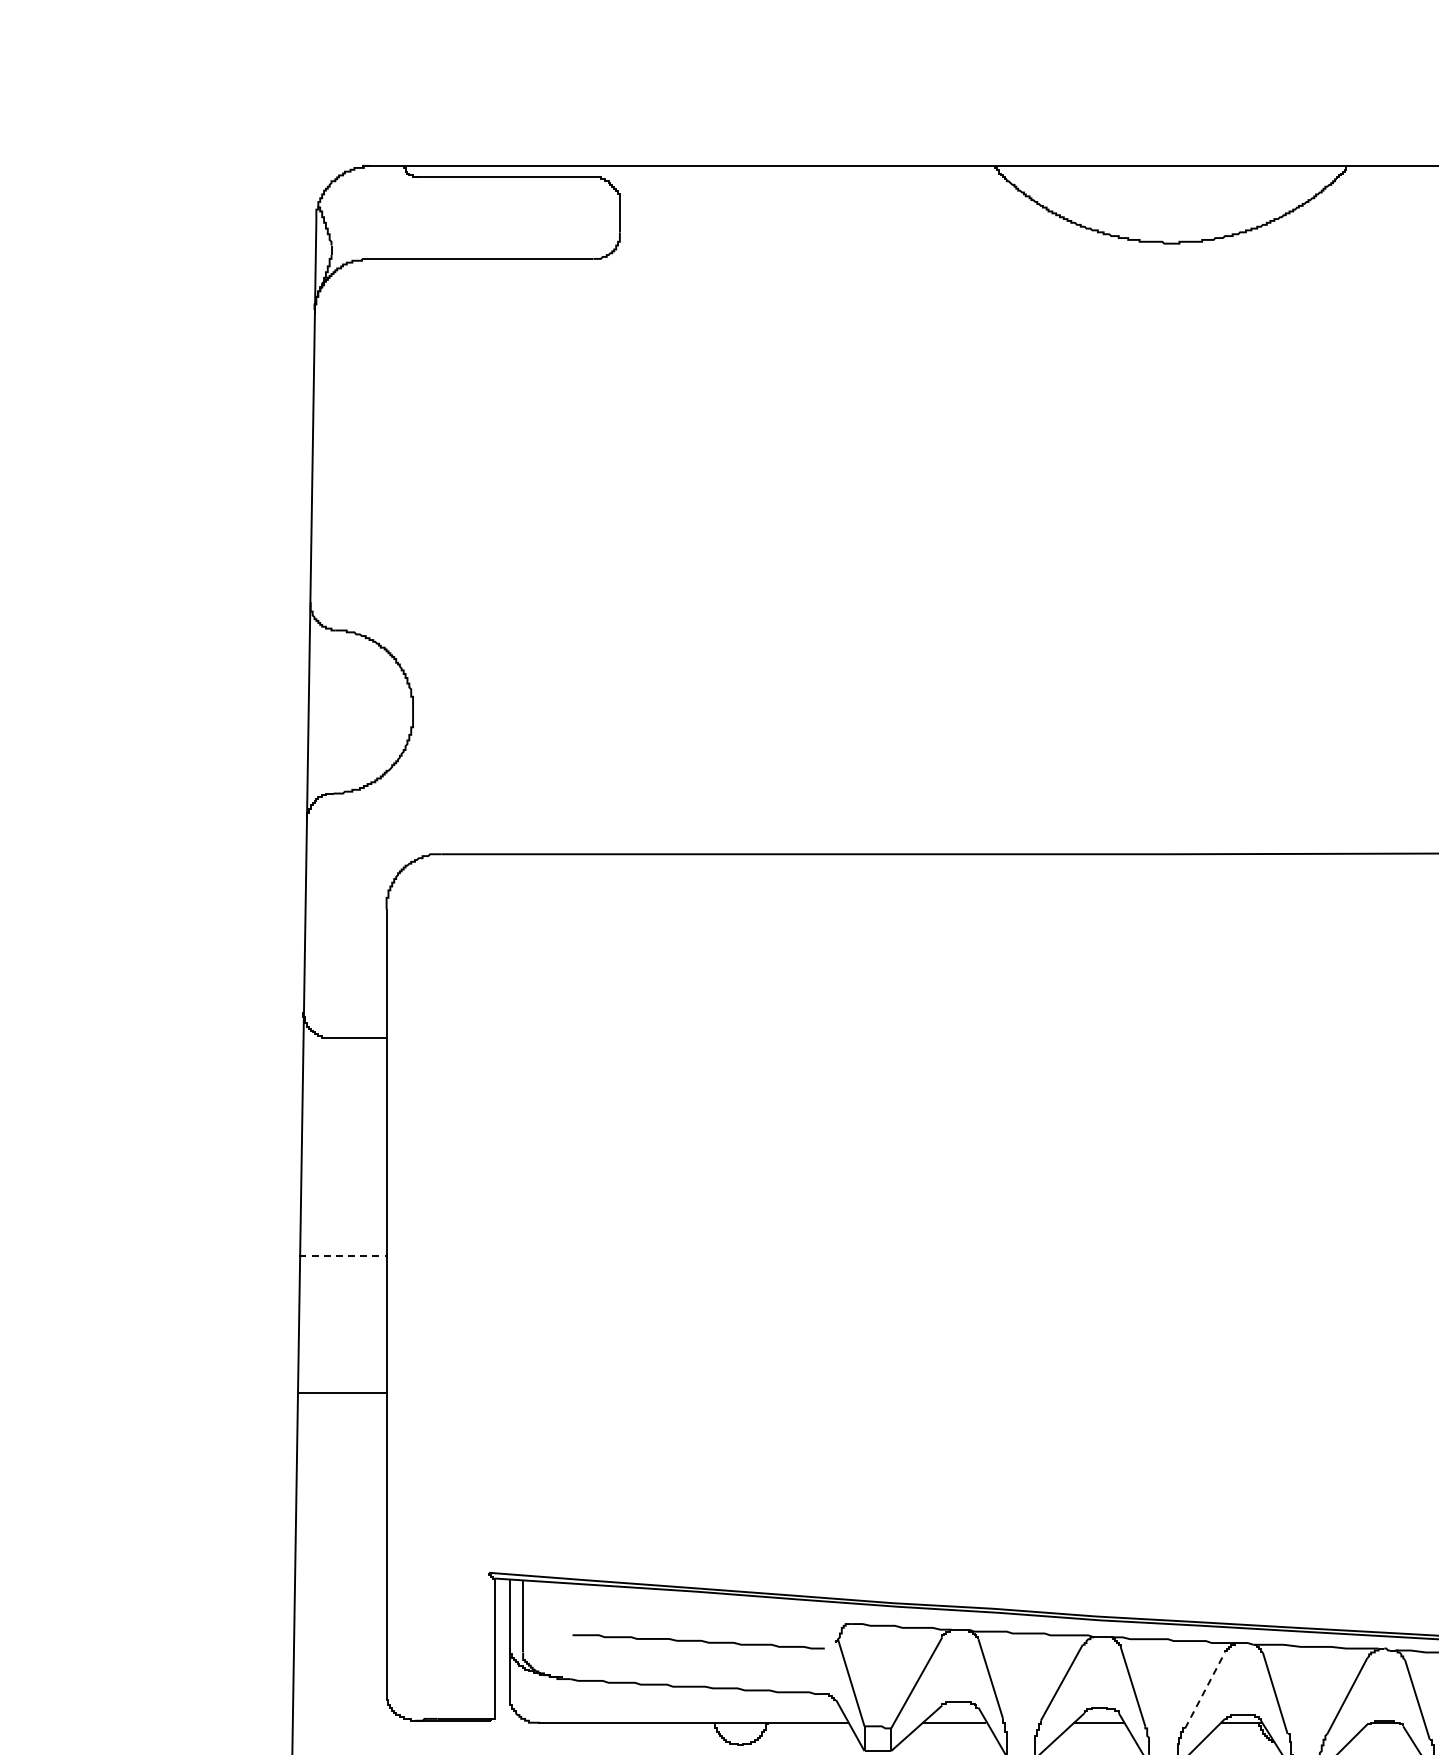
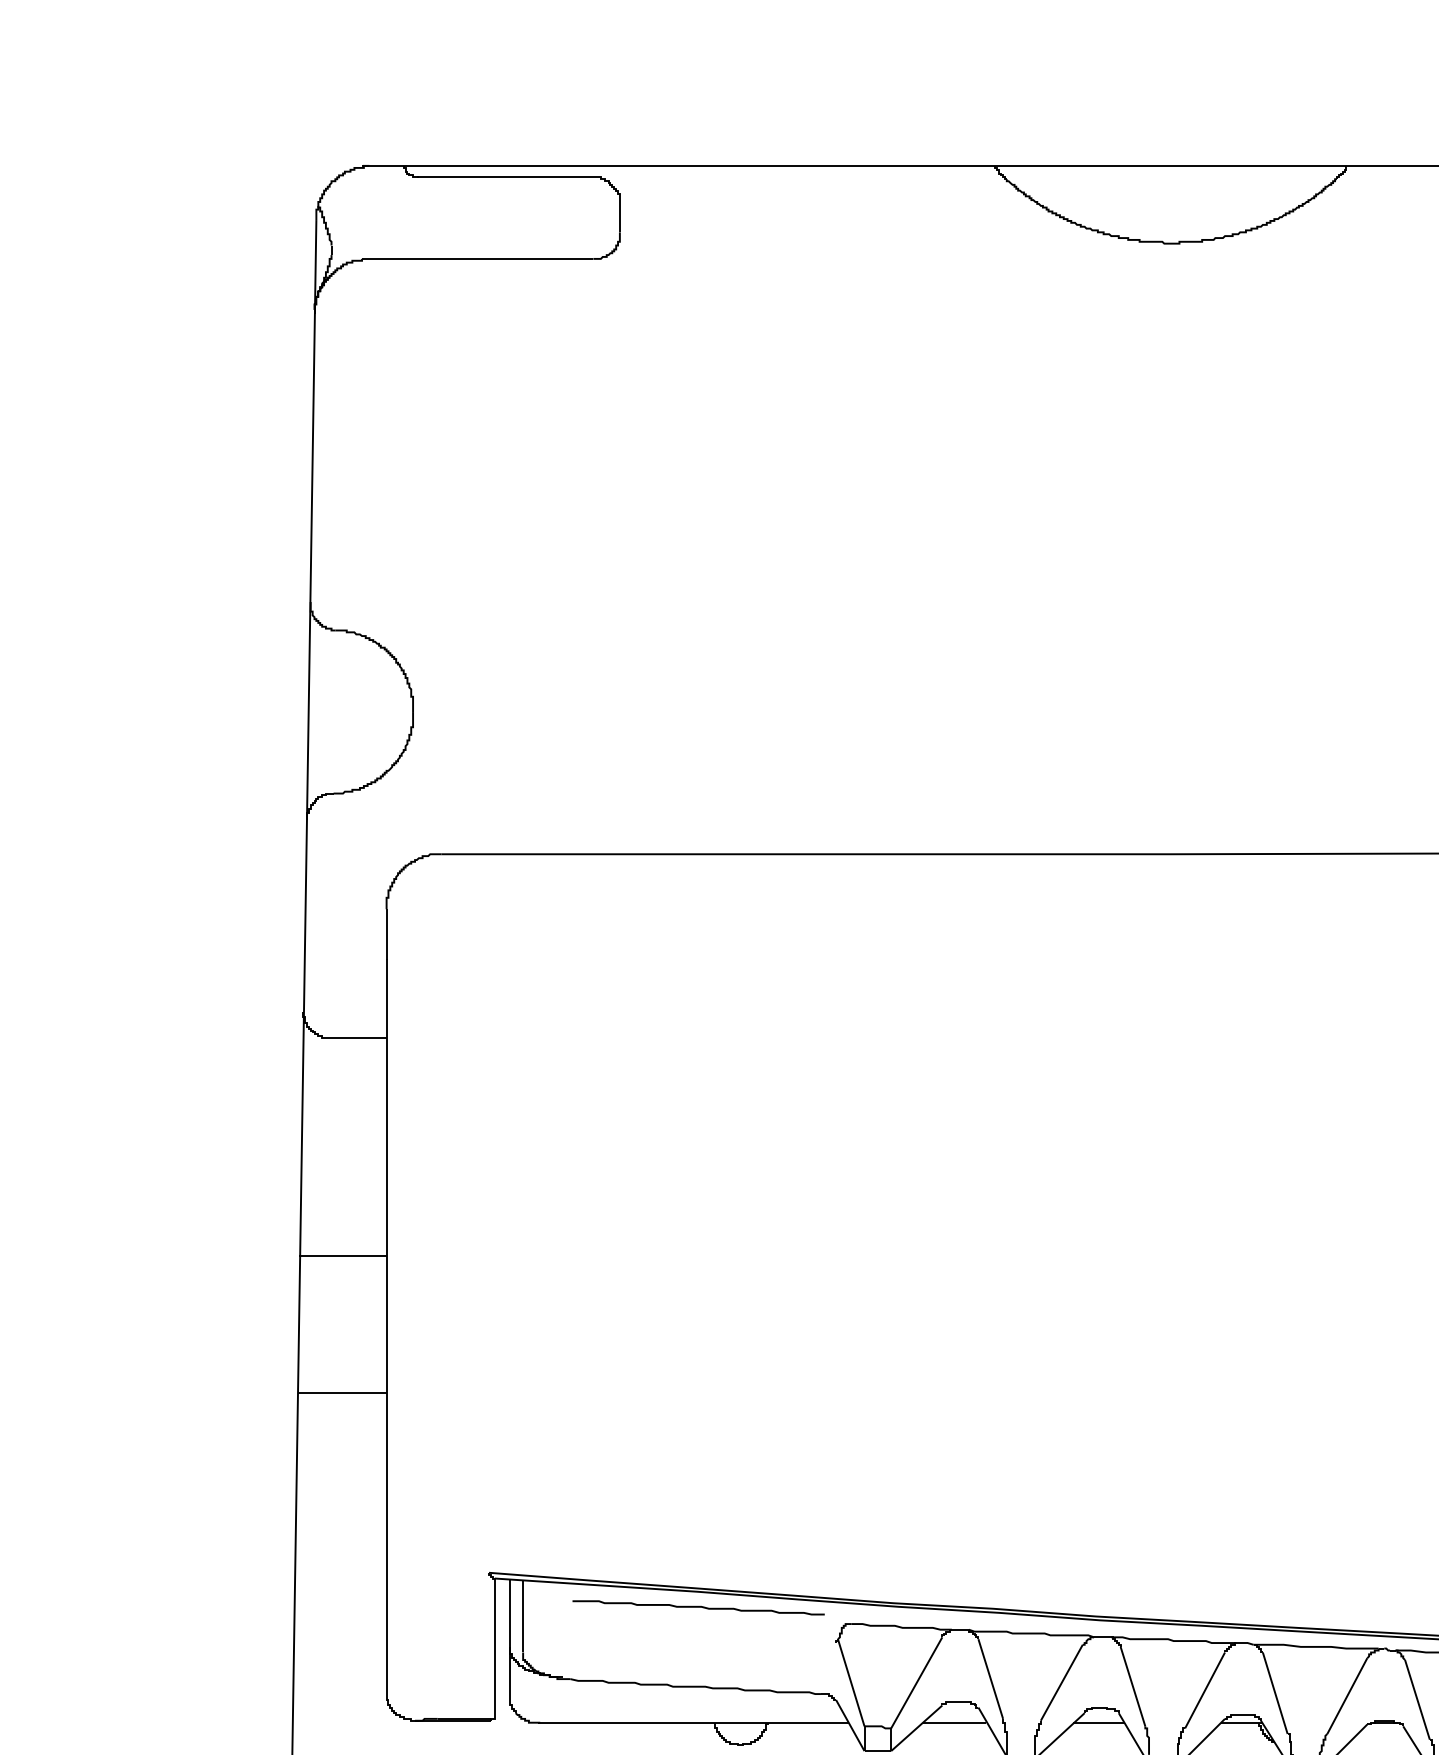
line: dashed -> solid (342, 1256)
curve position: (698, 1641) -> (698, 1607) (698, 1607)
line: dashed -> solid (1205, 1690)
